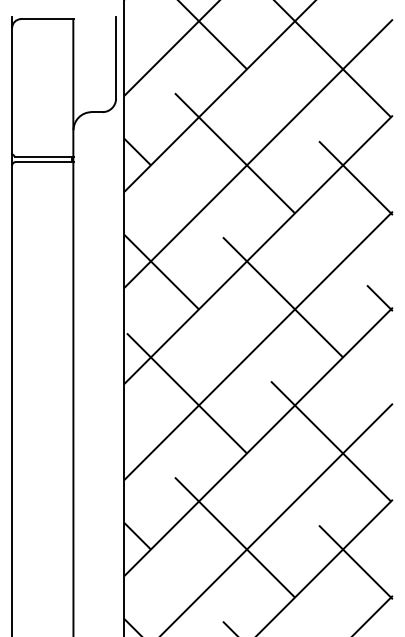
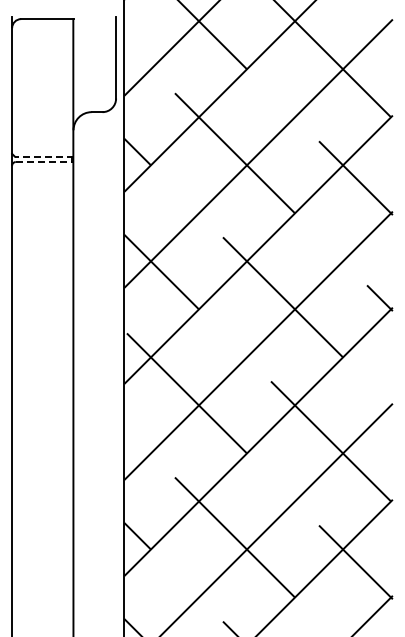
line: solid -> dashed (43, 156)
line: solid -> dashed (44, 162)
